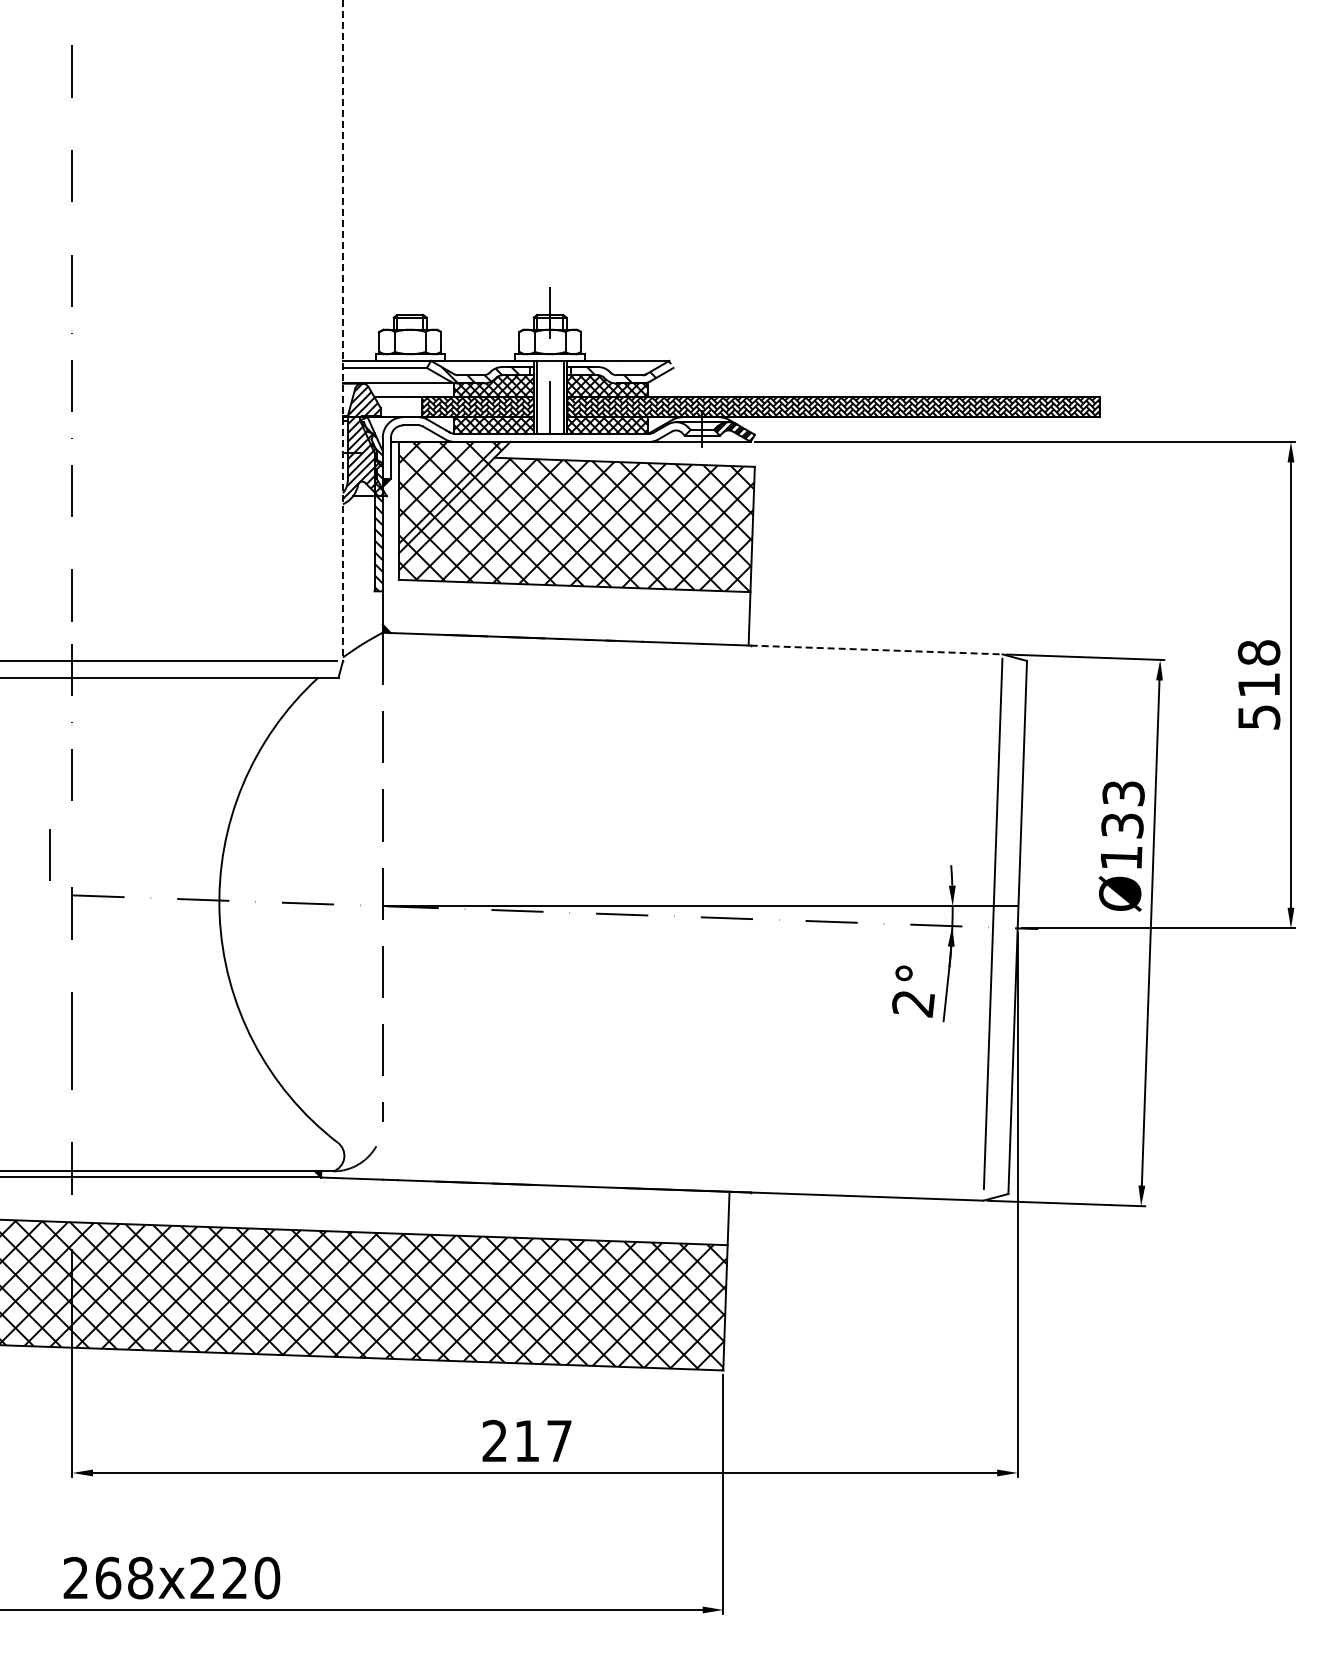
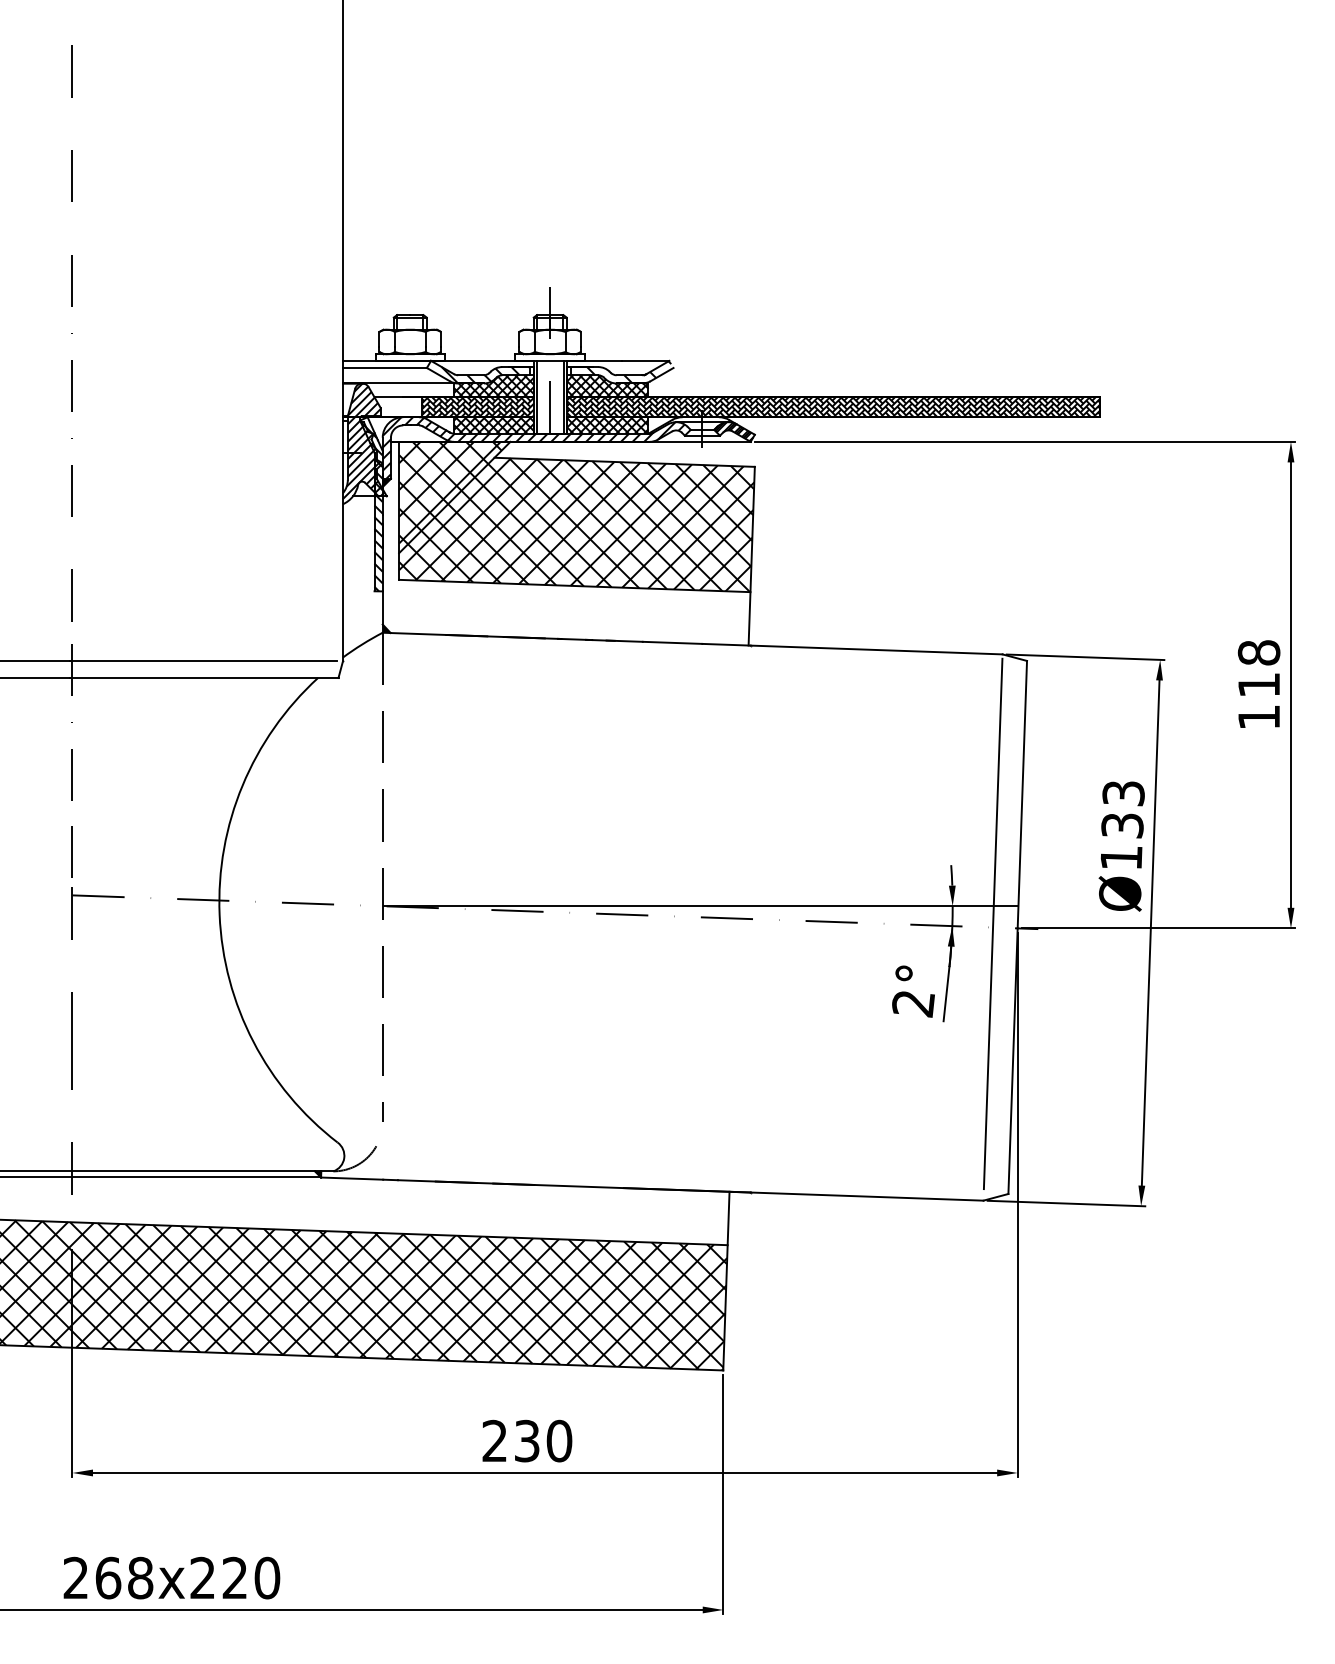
line: dashed -> solid (342, 331)
hatch: none -> present (533, 447)
line: dashed -> solid (877, 650)
text: 518 -> 118 (1259, 717)
line position: (49, 854) -> (71, 851) (71, 851)
text: 217 -> 230 (543, 1440)
